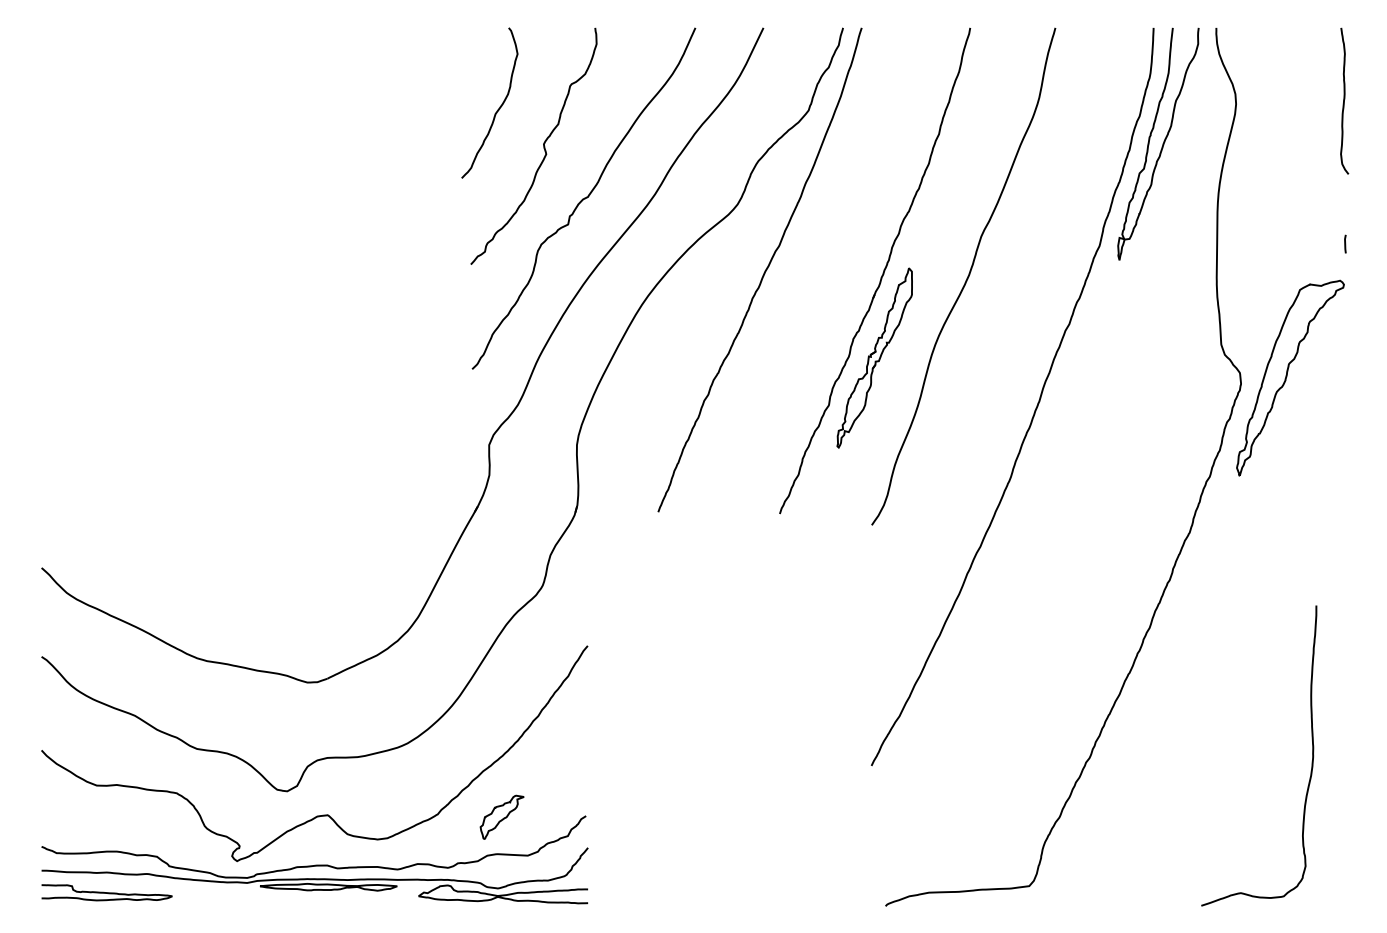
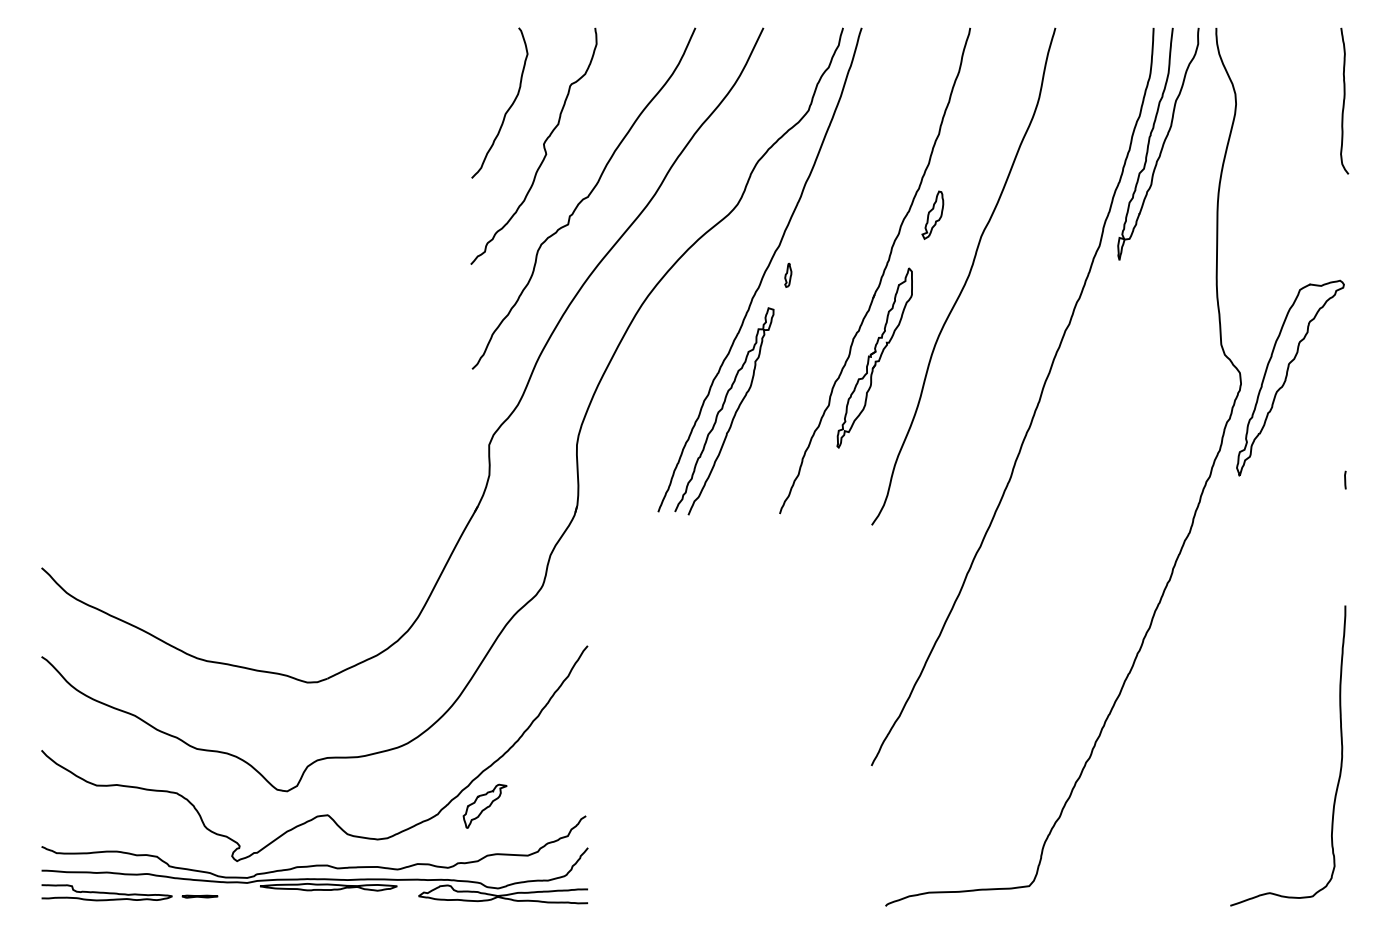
curve position: (497, 109) -> (507, 109) (507, 109)
part: none -> present (932, 214)
line position: (1345, 243) -> (1345, 479) (1345, 479)
part: none -> present (788, 274)
curve: none -> present (722, 409)
curve position: (1311, 761) -> (1340, 761) (1340, 761)
part position: (501, 816) -> (484, 805) (484, 805)
line: none -> present (199, 896)
